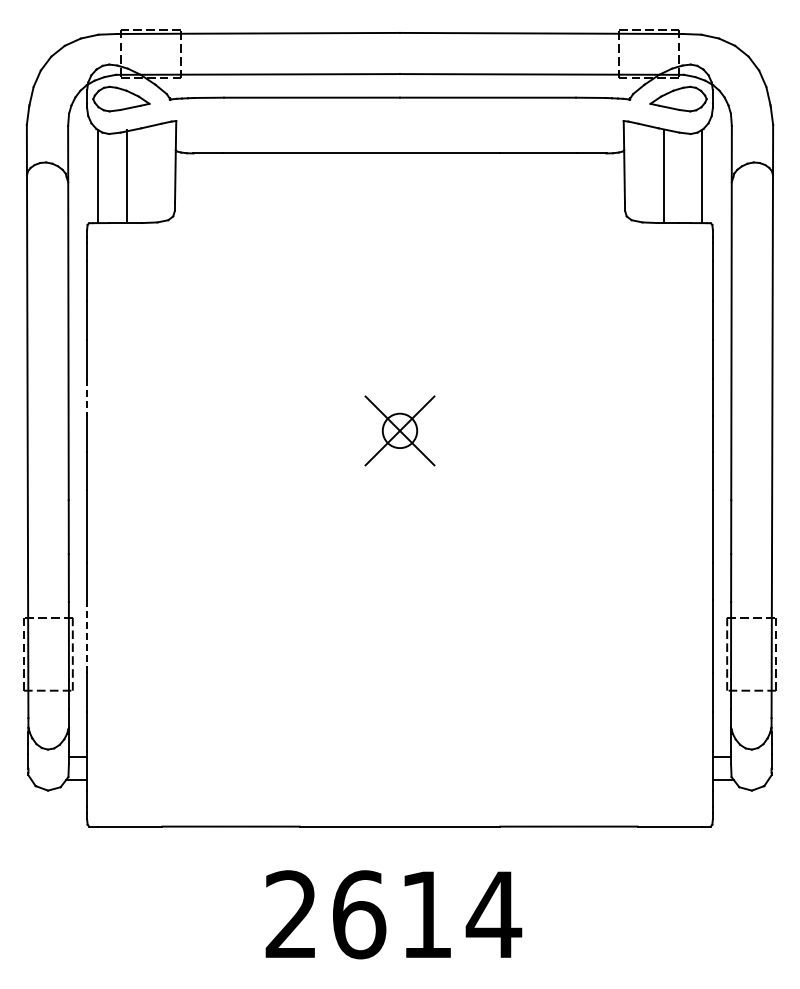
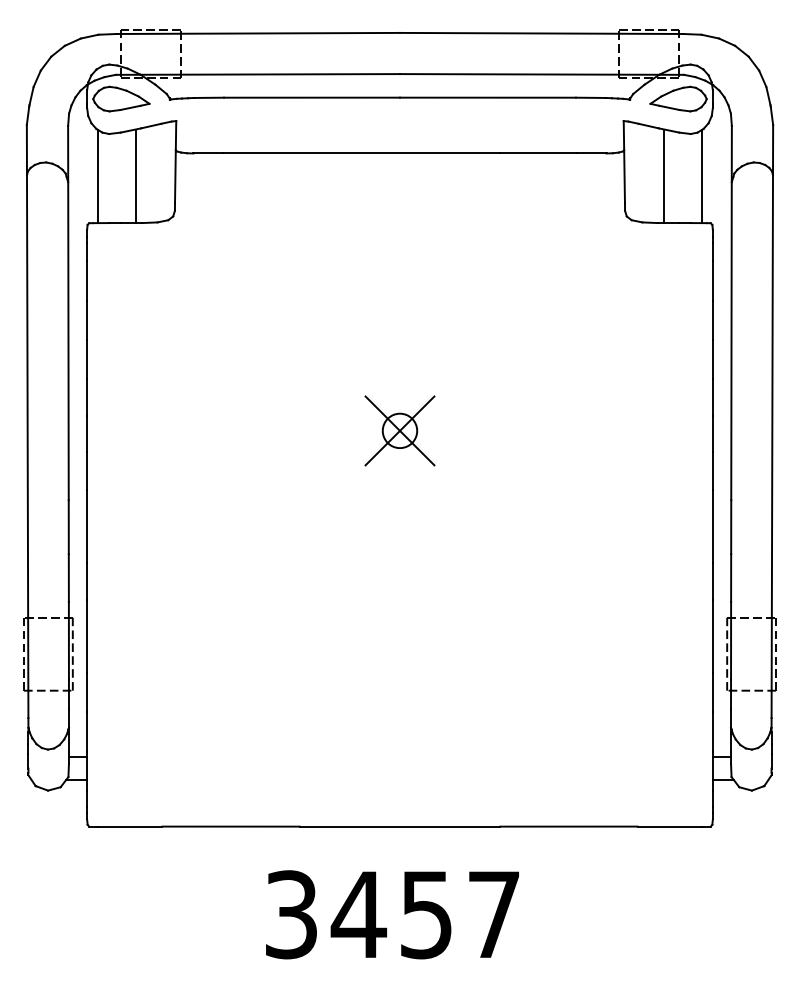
line position: (126, 176) -> (135, 176) (135, 176)
line: dashed -> solid (87, 397)
line: dashed -> solid (87, 637)
text: 2614 -> 3457 (393, 914)
